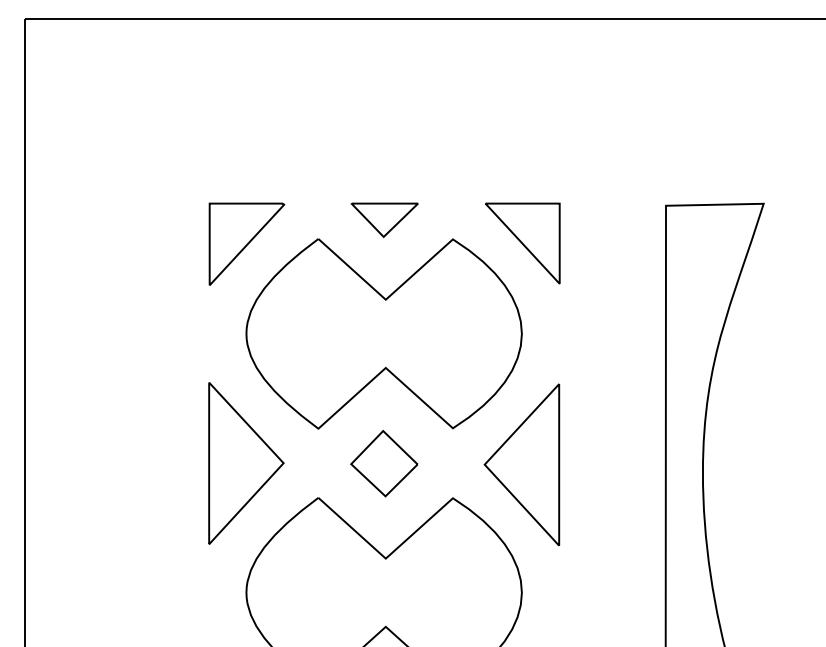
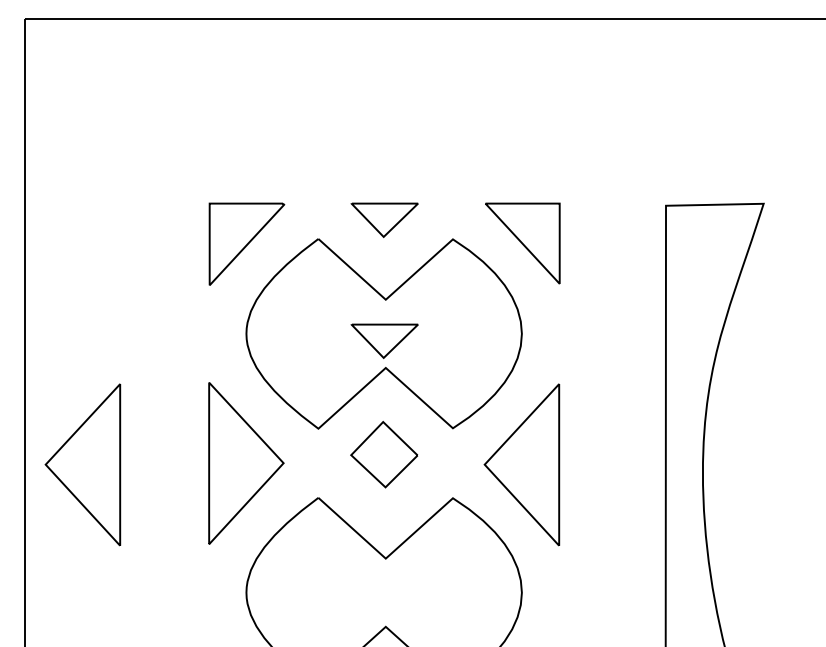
part: none -> present (384, 340)
part position: (383, 463) -> (383, 454) (383, 454)
part: none -> present (82, 464)
